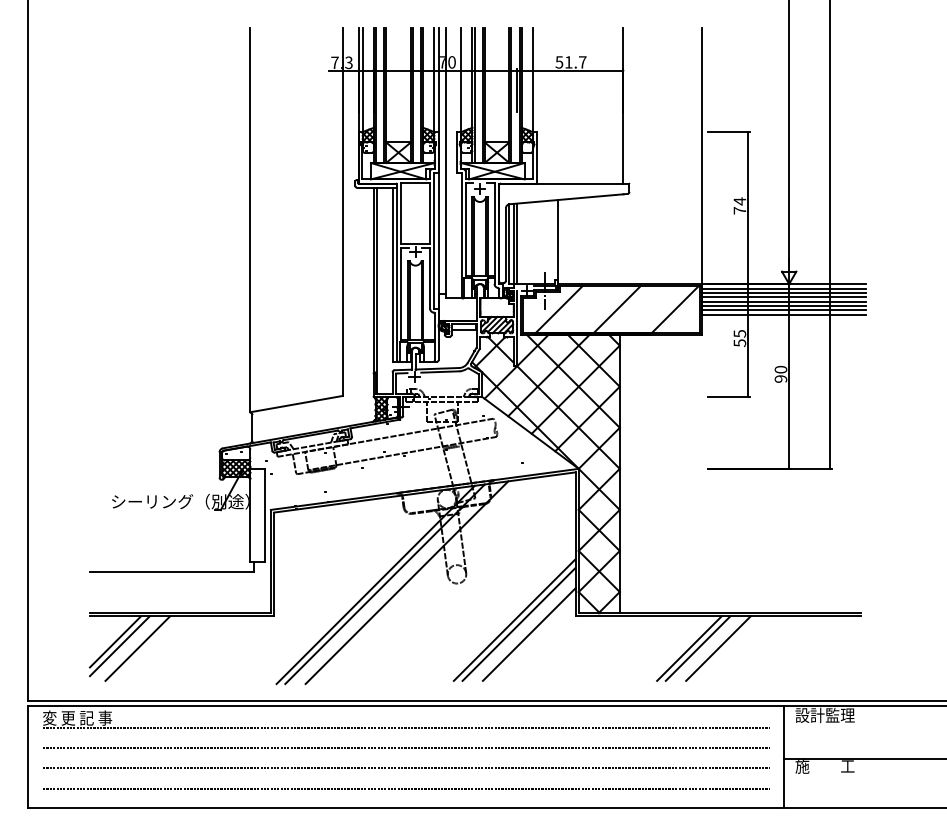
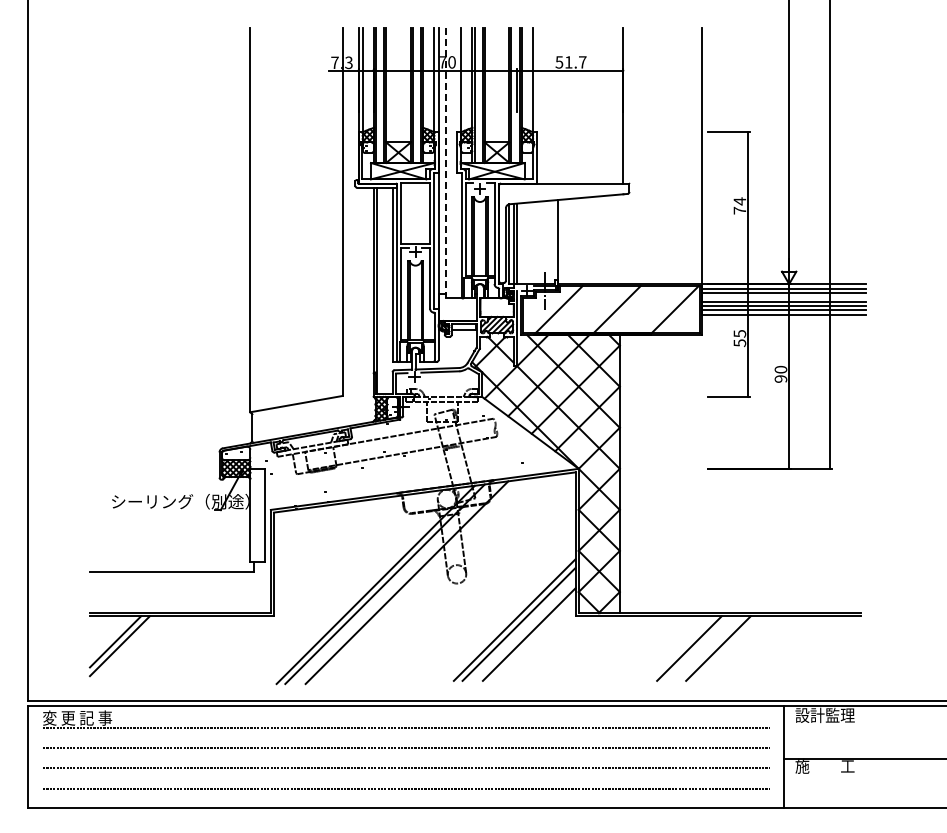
line: solid -> dashed (445, 163)
line: present -> none (783, 297)
line: present -> none (137, 648)
line: present -> none (697, 648)
